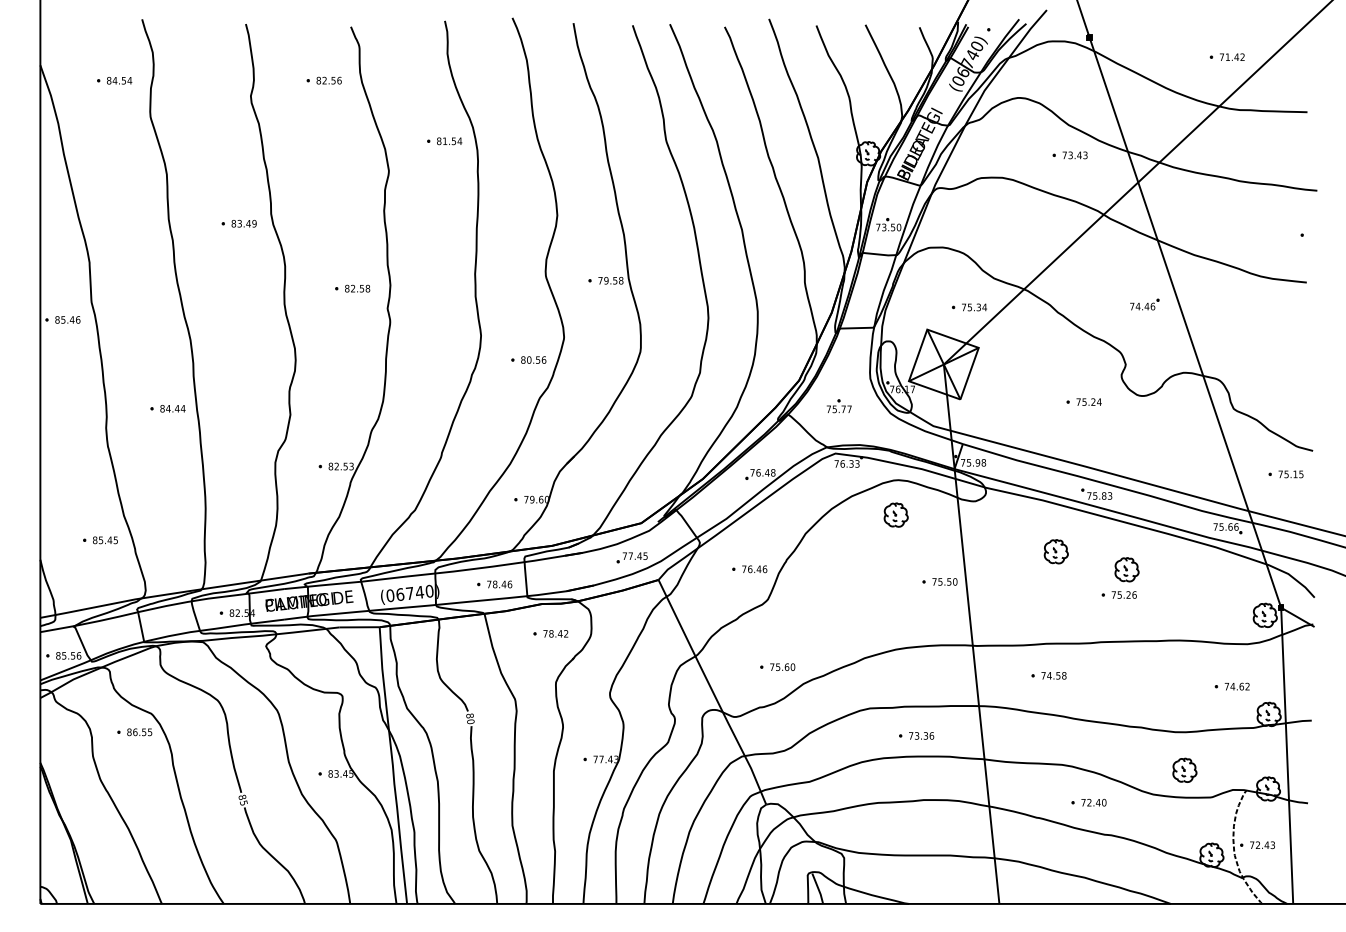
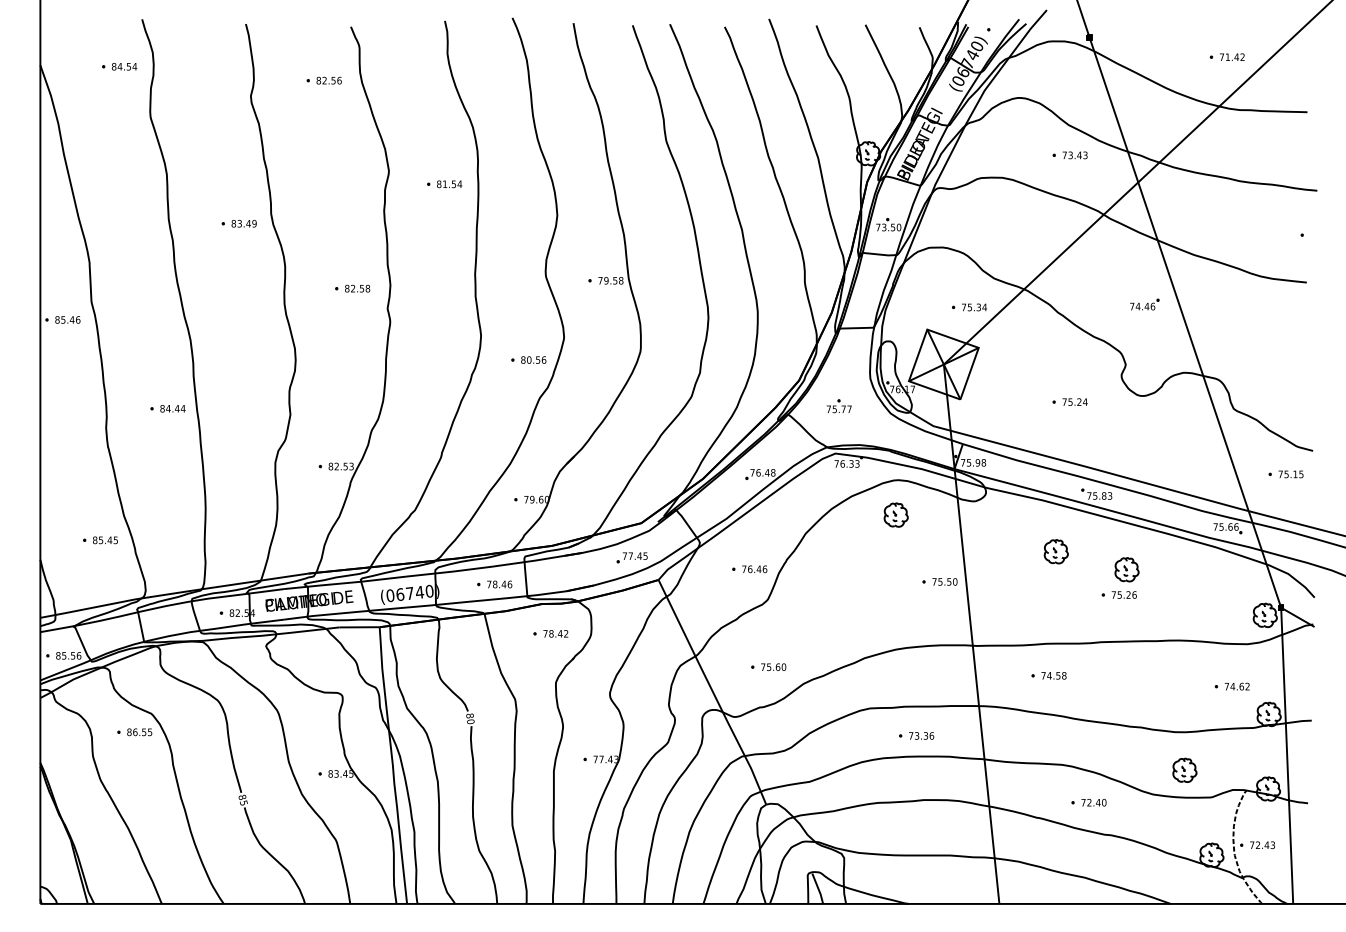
part position: (114, 80) -> (119, 66) (119, 66)
part position: (444, 141) -> (444, 184) (444, 184)
part position: (1083, 401) -> (1069, 401) (1069, 401)
part position: (777, 666) -> (768, 666) (768, 666)
